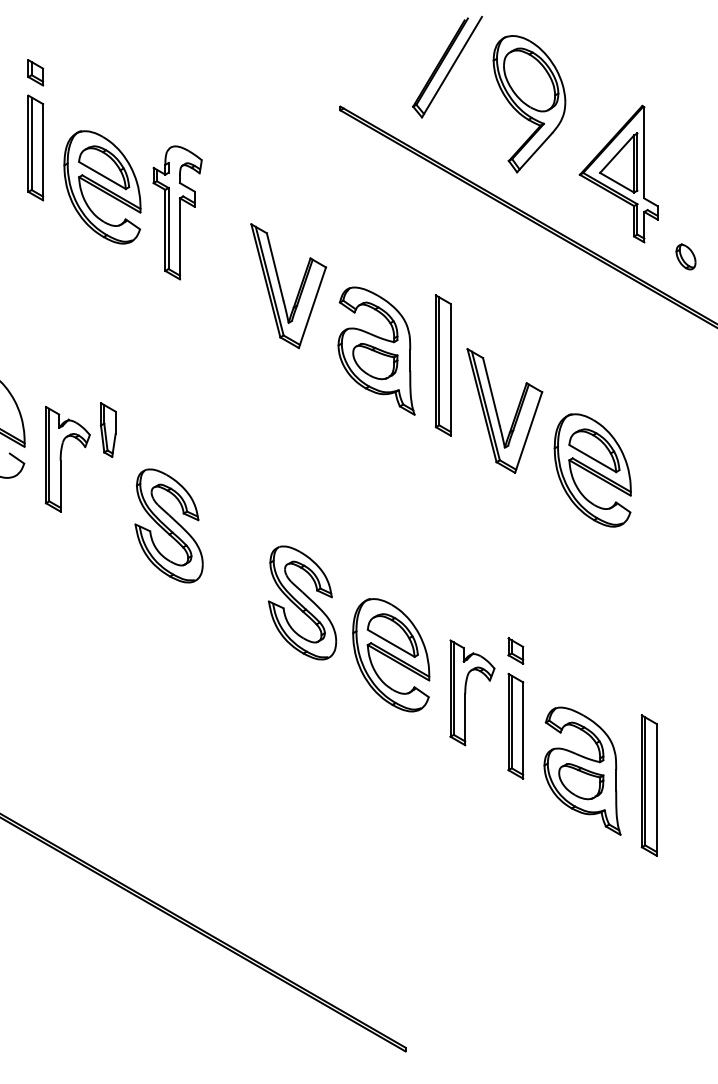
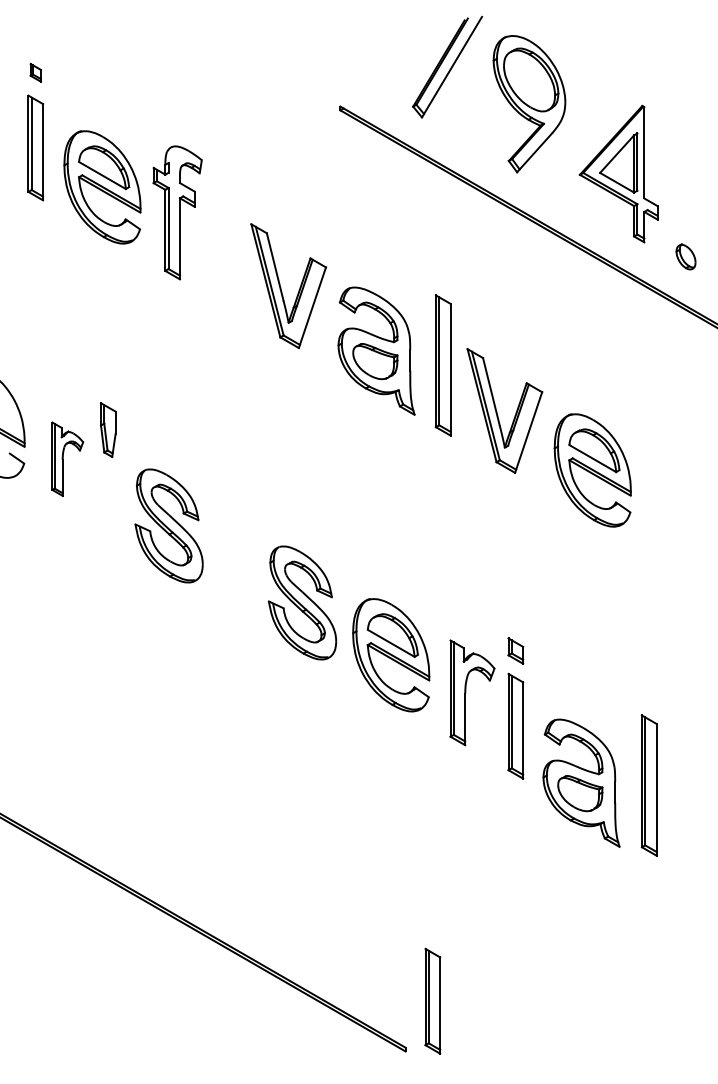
part size: 18x28 px -> 13x20 px (35, 72)
part size: 47x108 px -> 34x76 px (67, 458)
part position: (582, 770) -> (581, 782) (581, 782)
part: none -> present (432, 1000)
